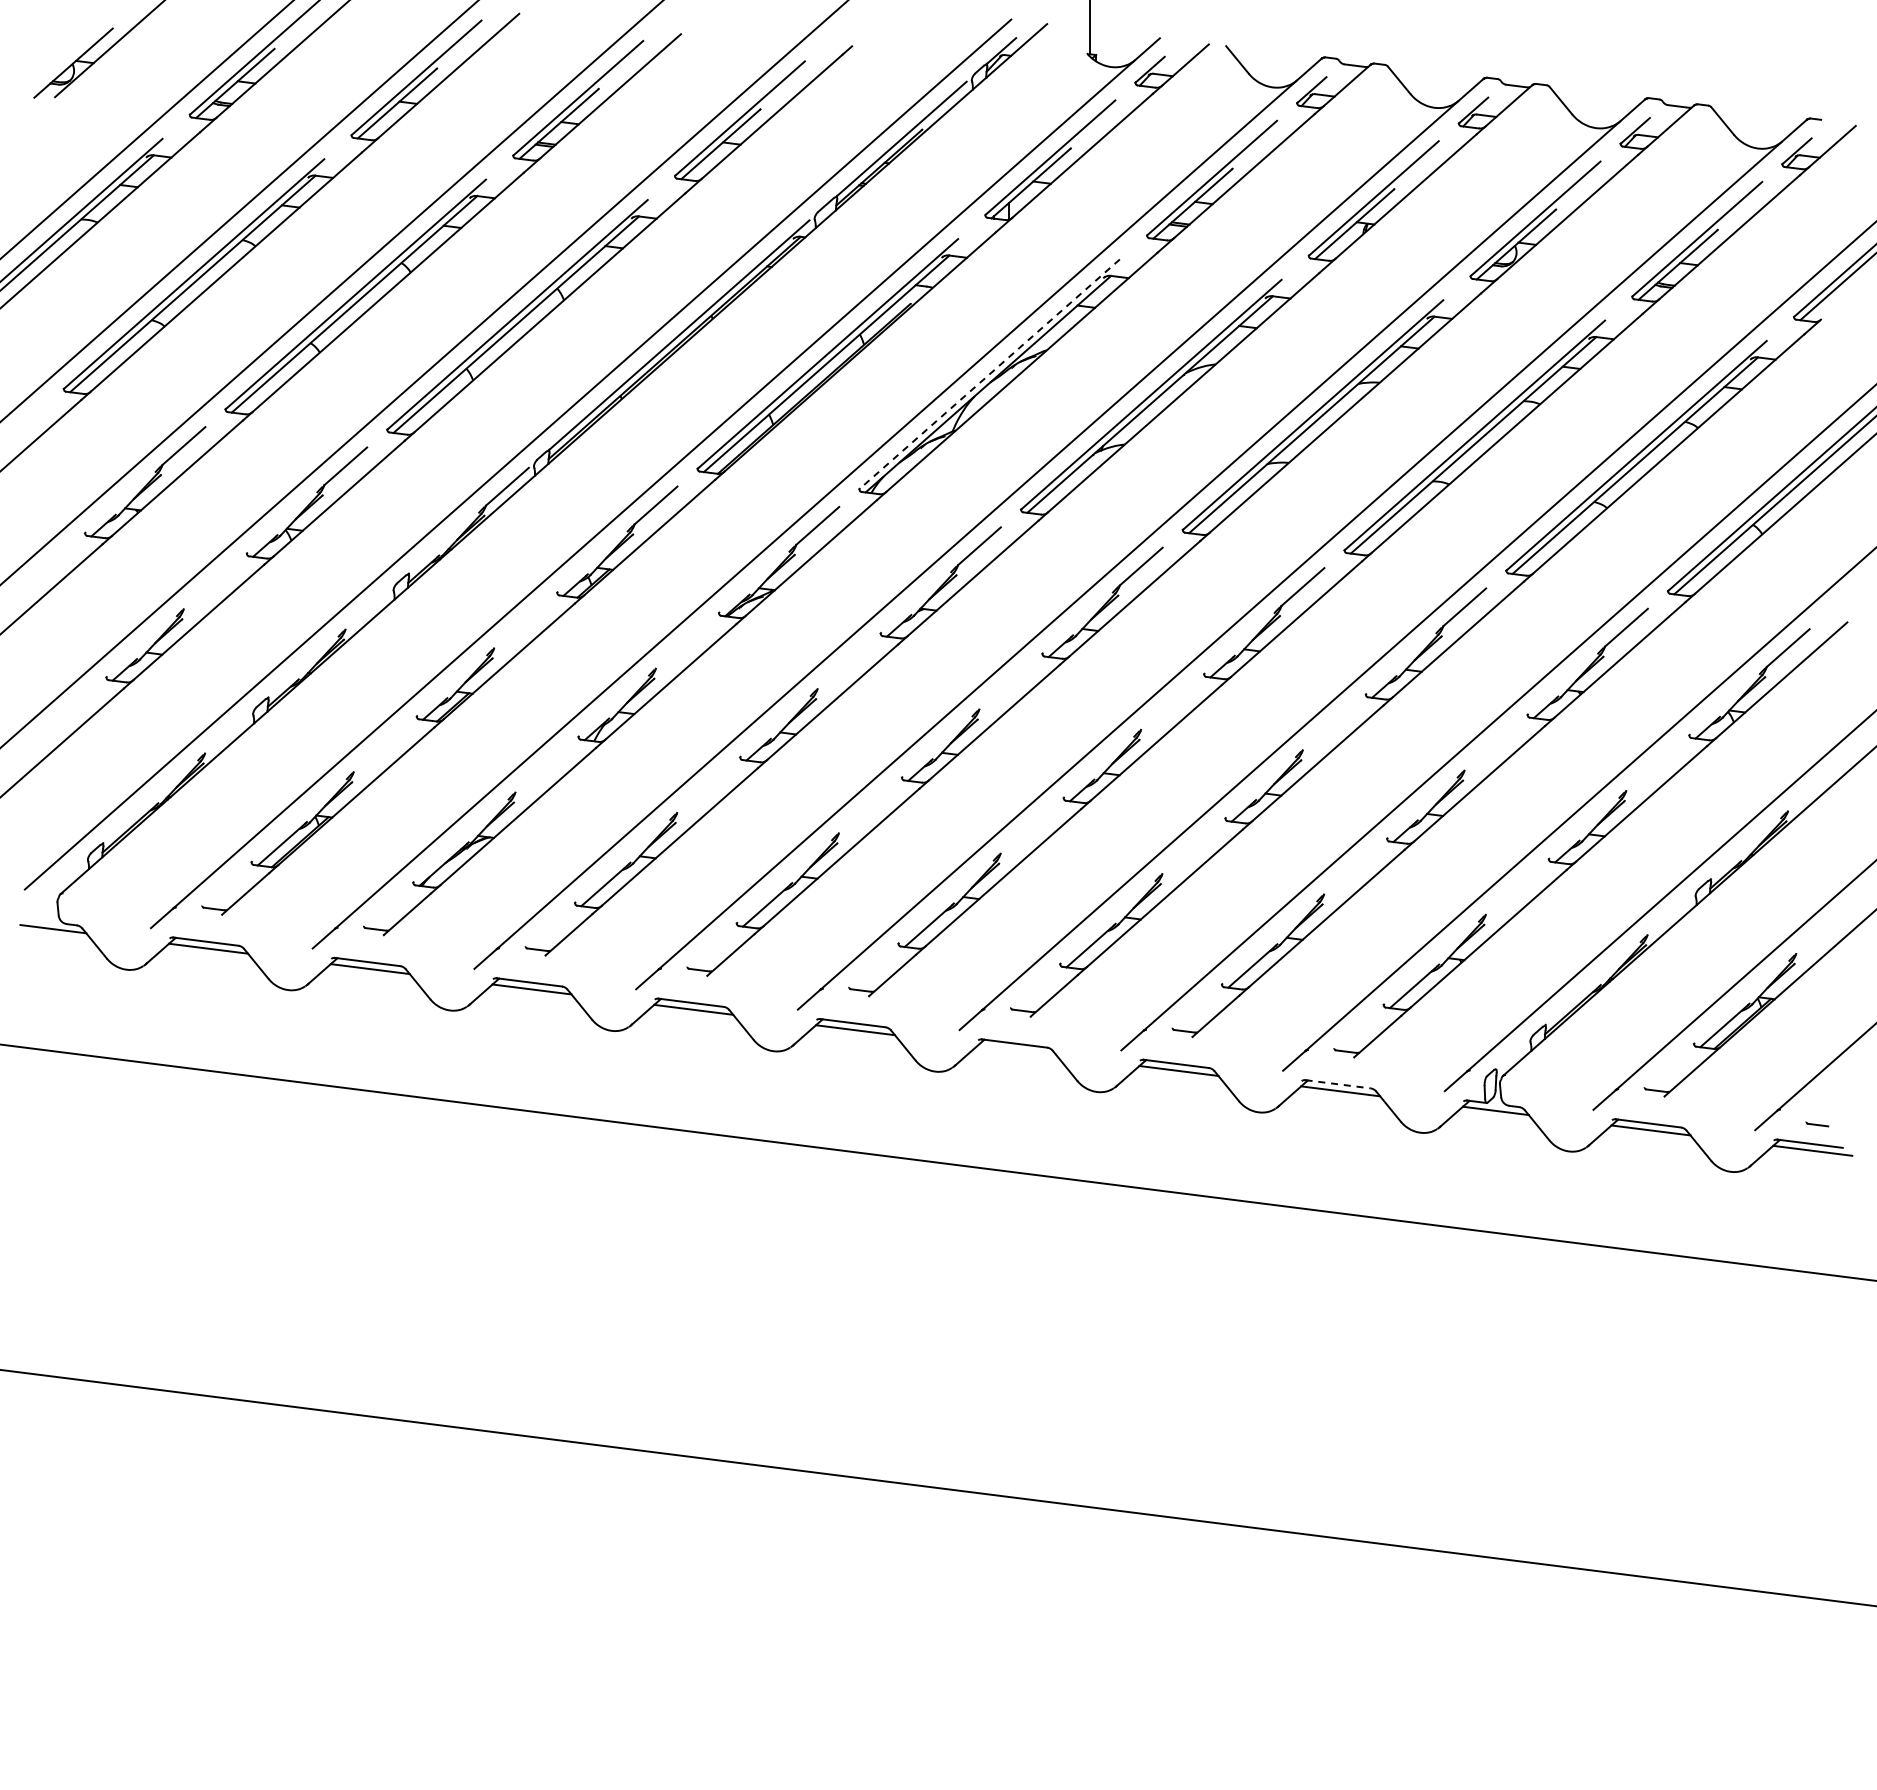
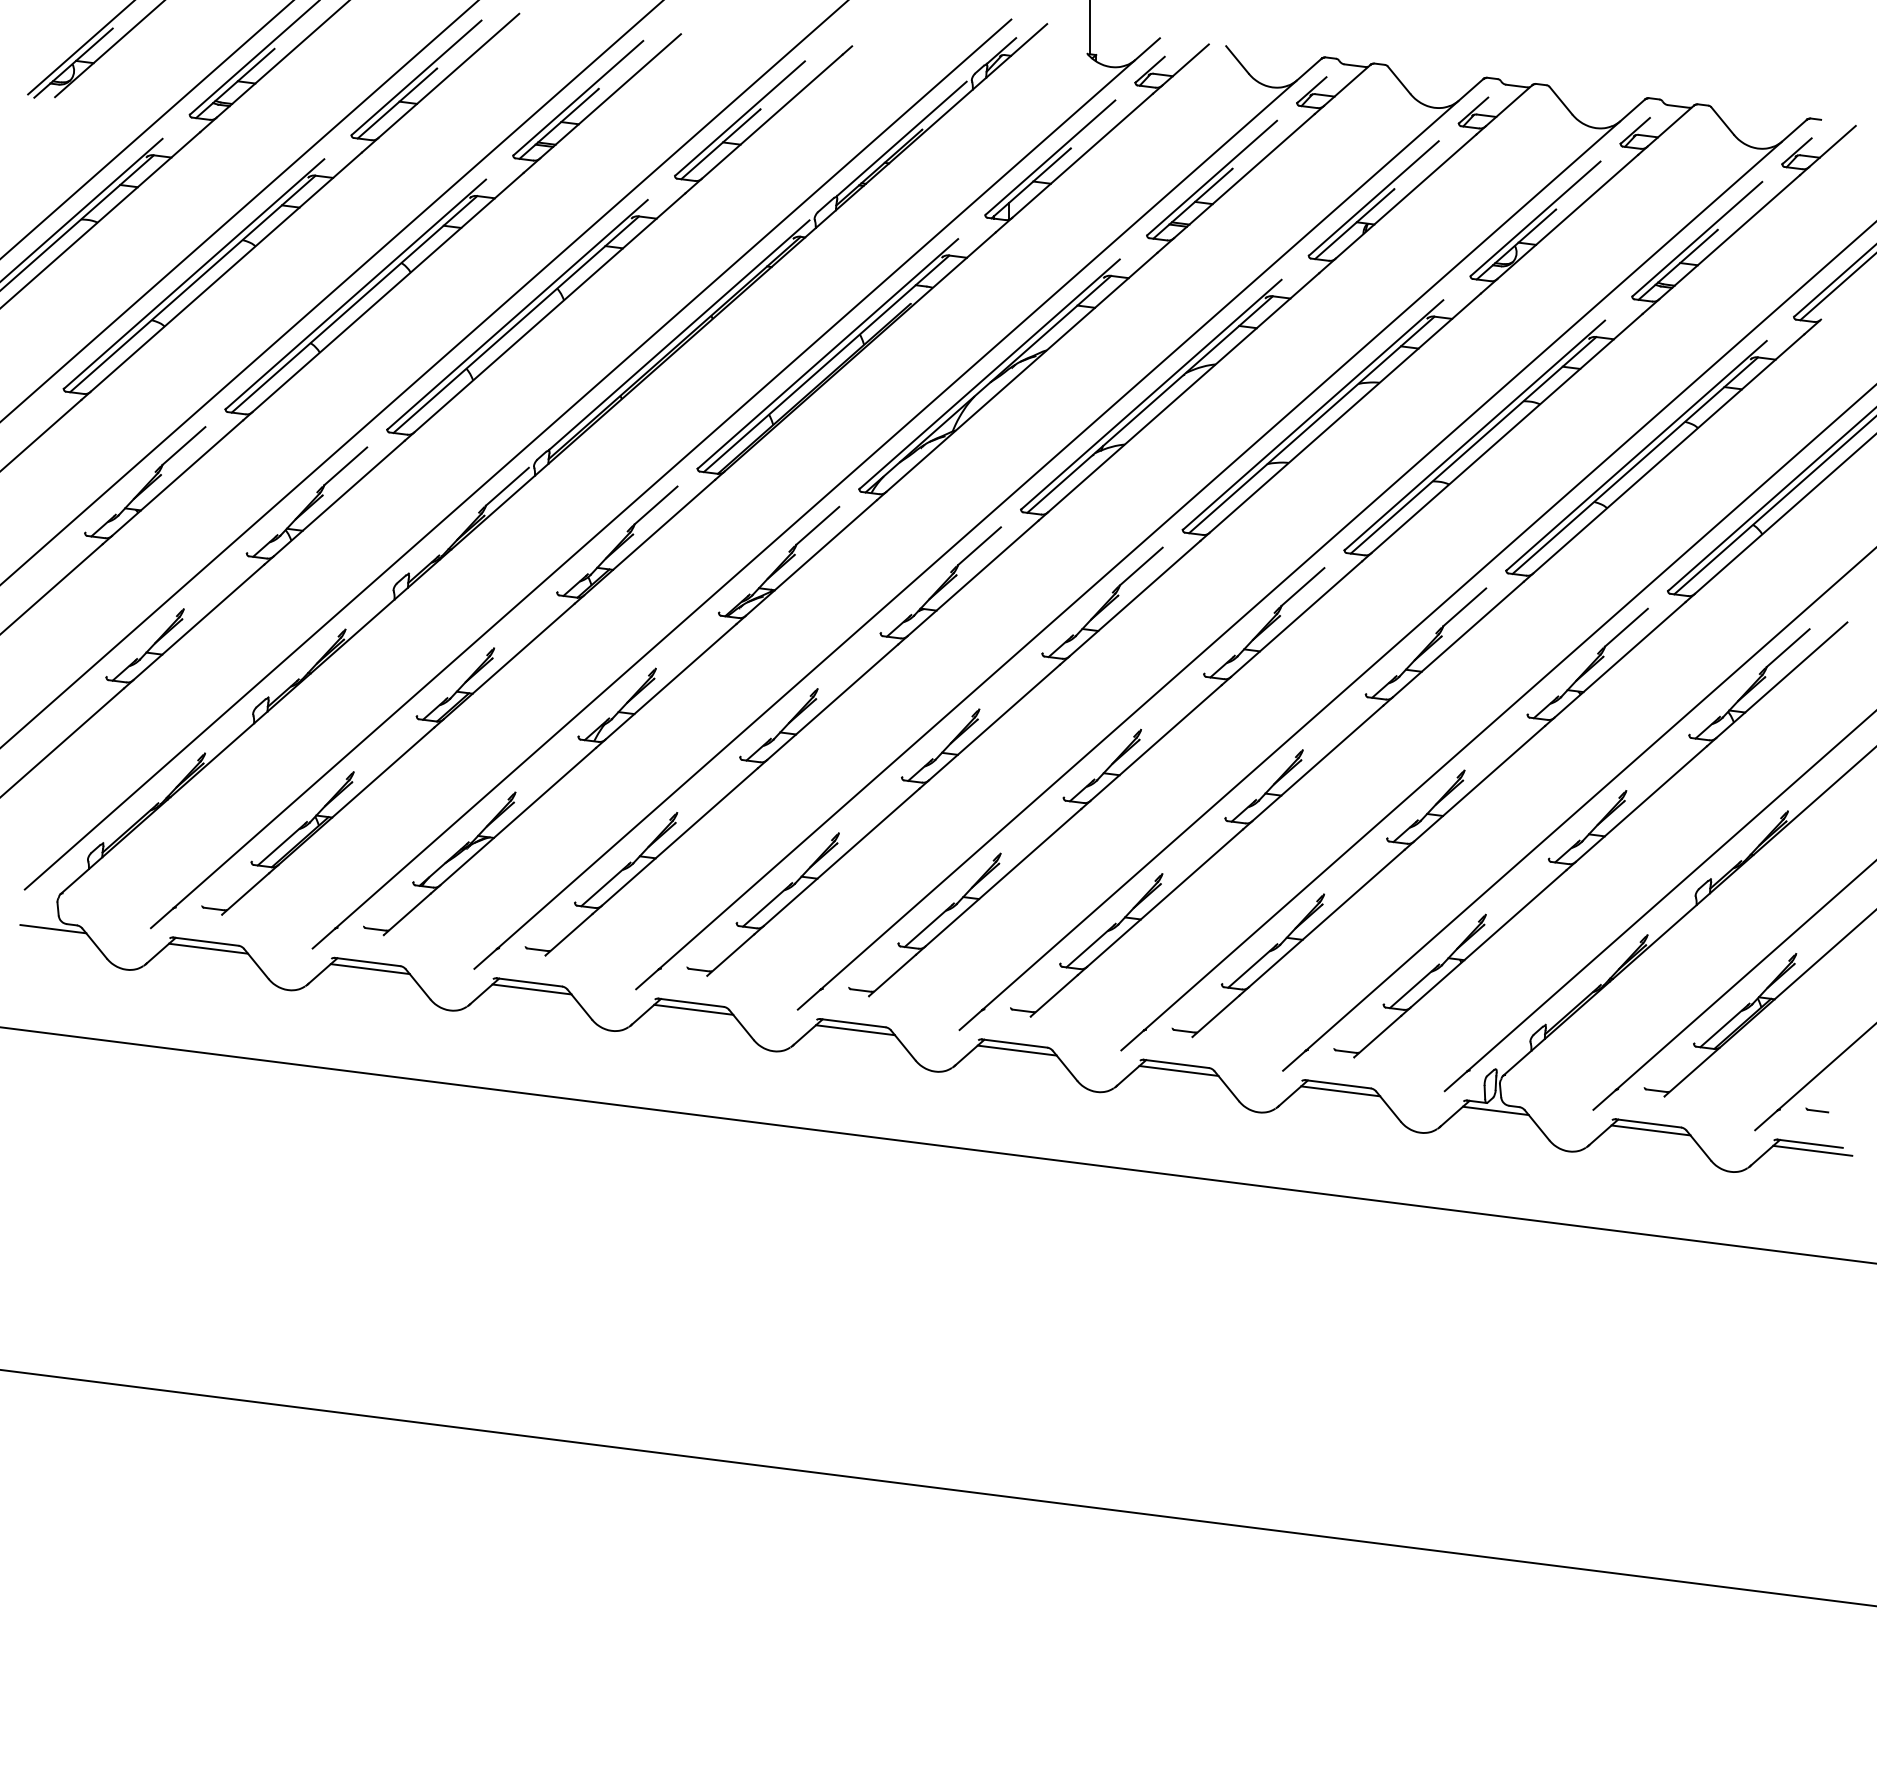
line: none -> present (80, 48)
line: dashed -> solid (989, 374)
line: none -> present (1016, 1050)
line: dashed -> solid (1338, 1084)
line position: (1817, 1124) -> (1817, 1110) (1817, 1110)
line position: (937, 1162) -> (937, 1145) (937, 1145)
